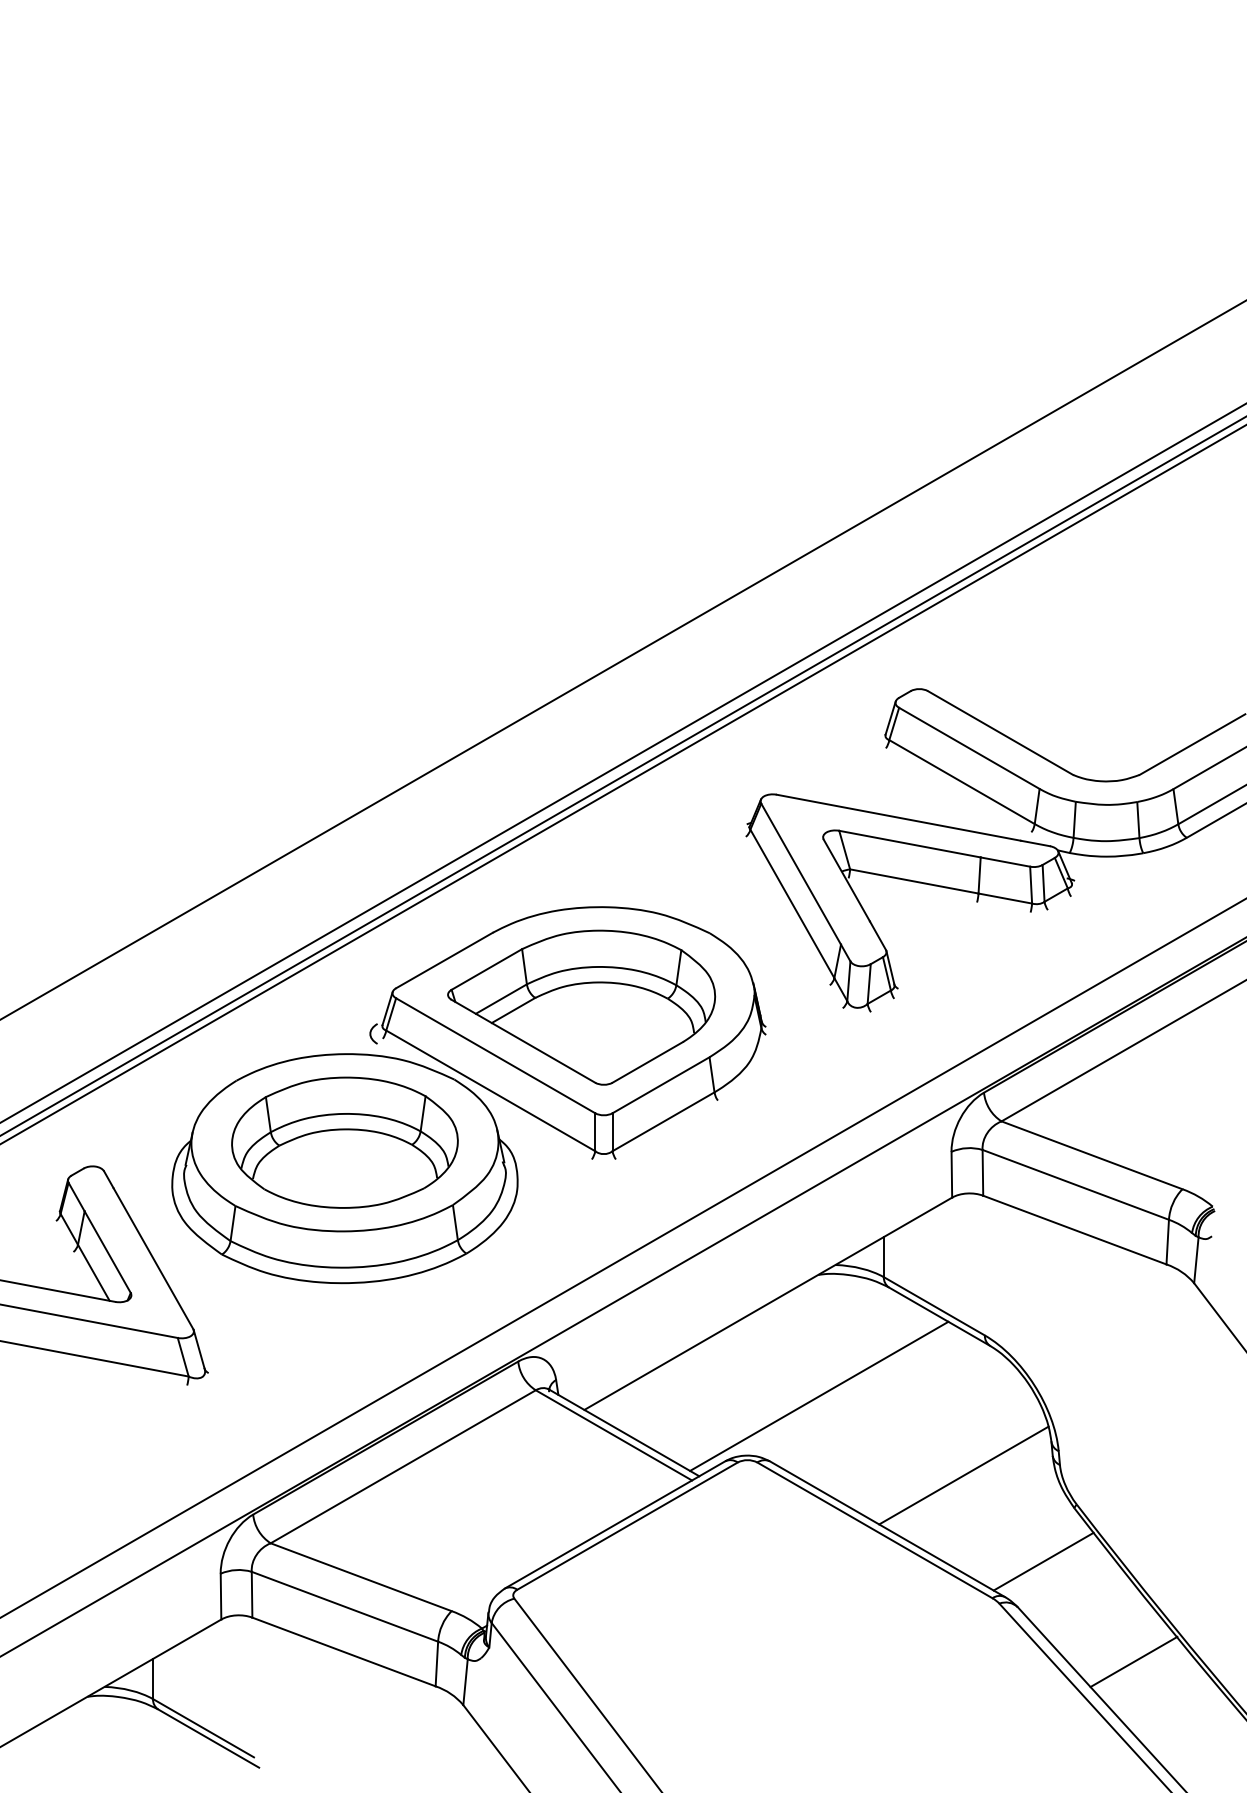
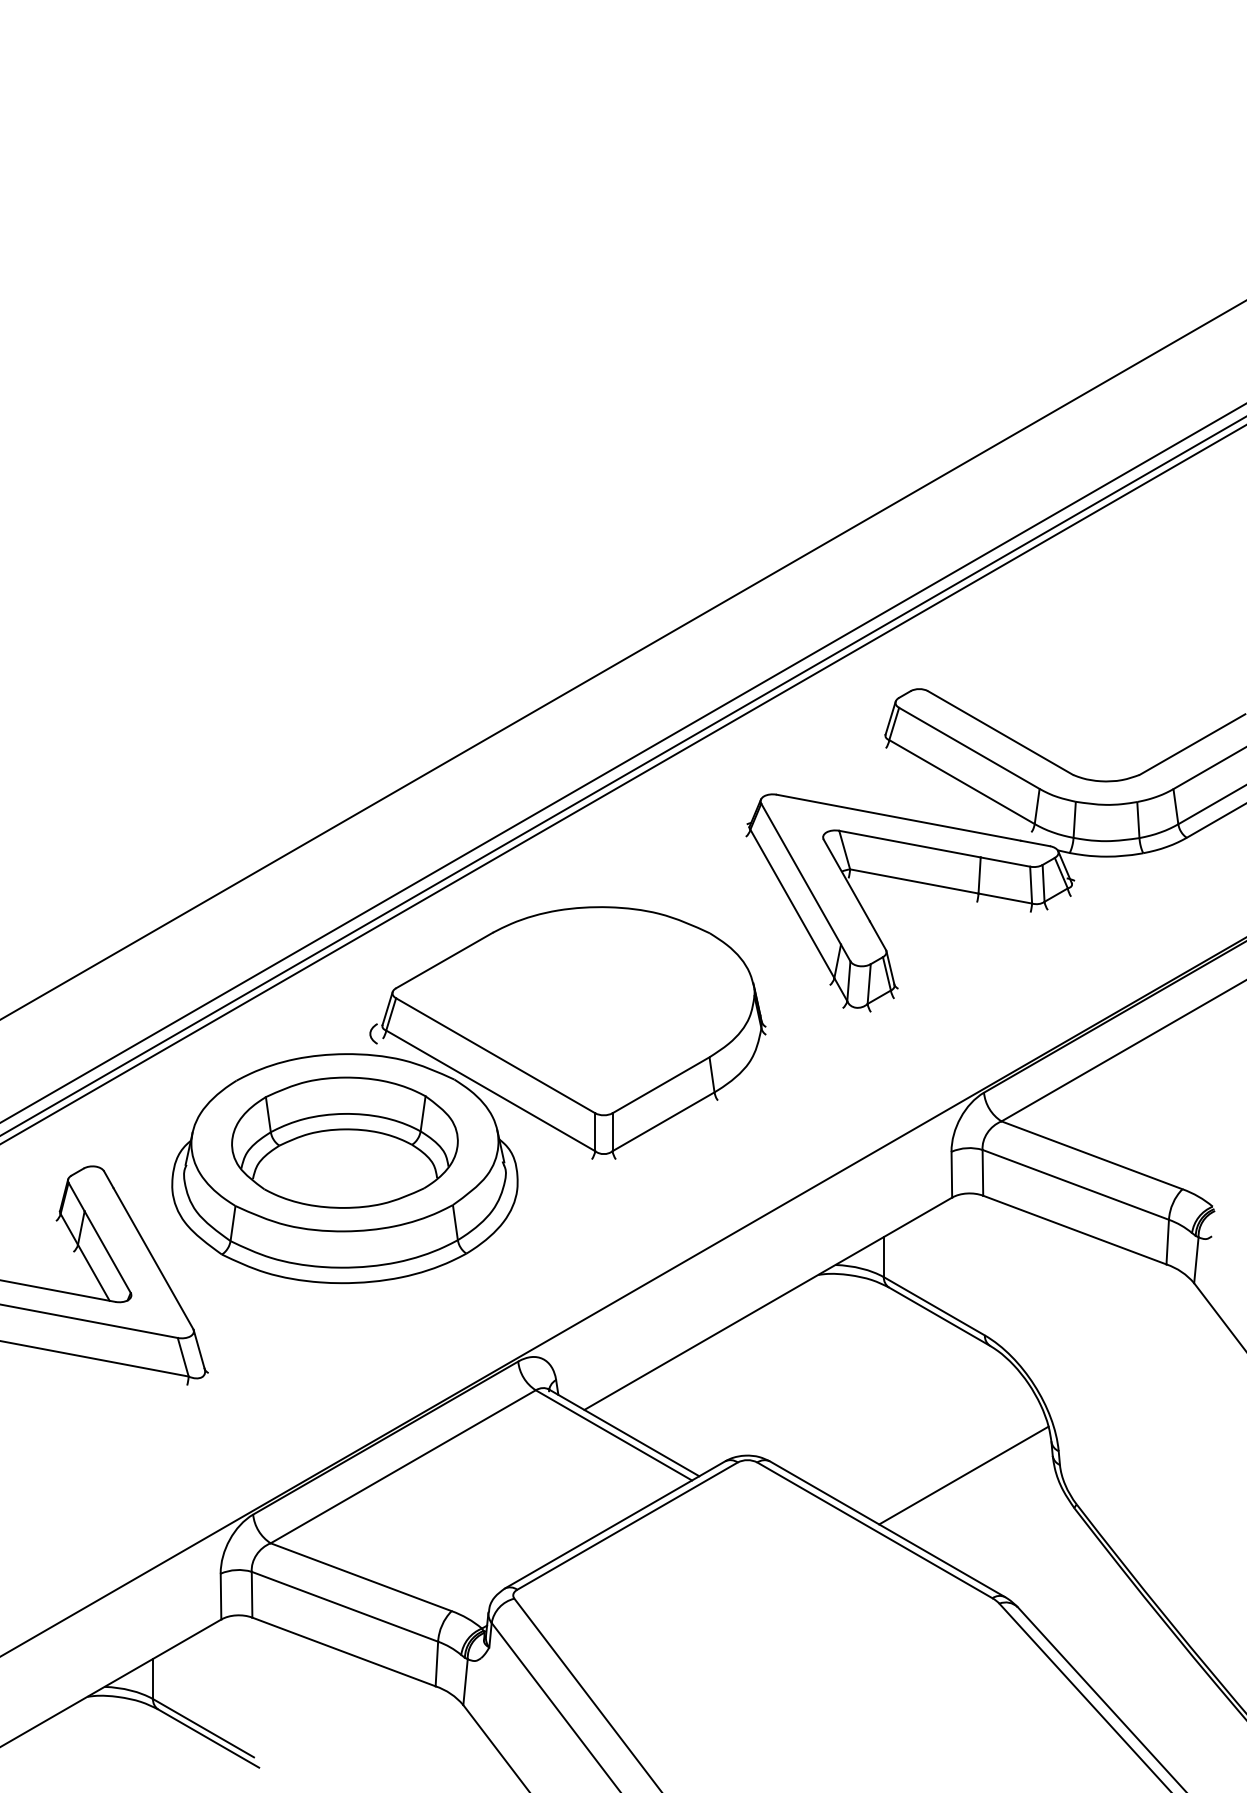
part: present -> none (581, 1007)
line: present -> none (622, 1258)
line: present -> none (819, 1395)
line: present -> none (1043, 1561)
line: present -> none (1133, 1661)
